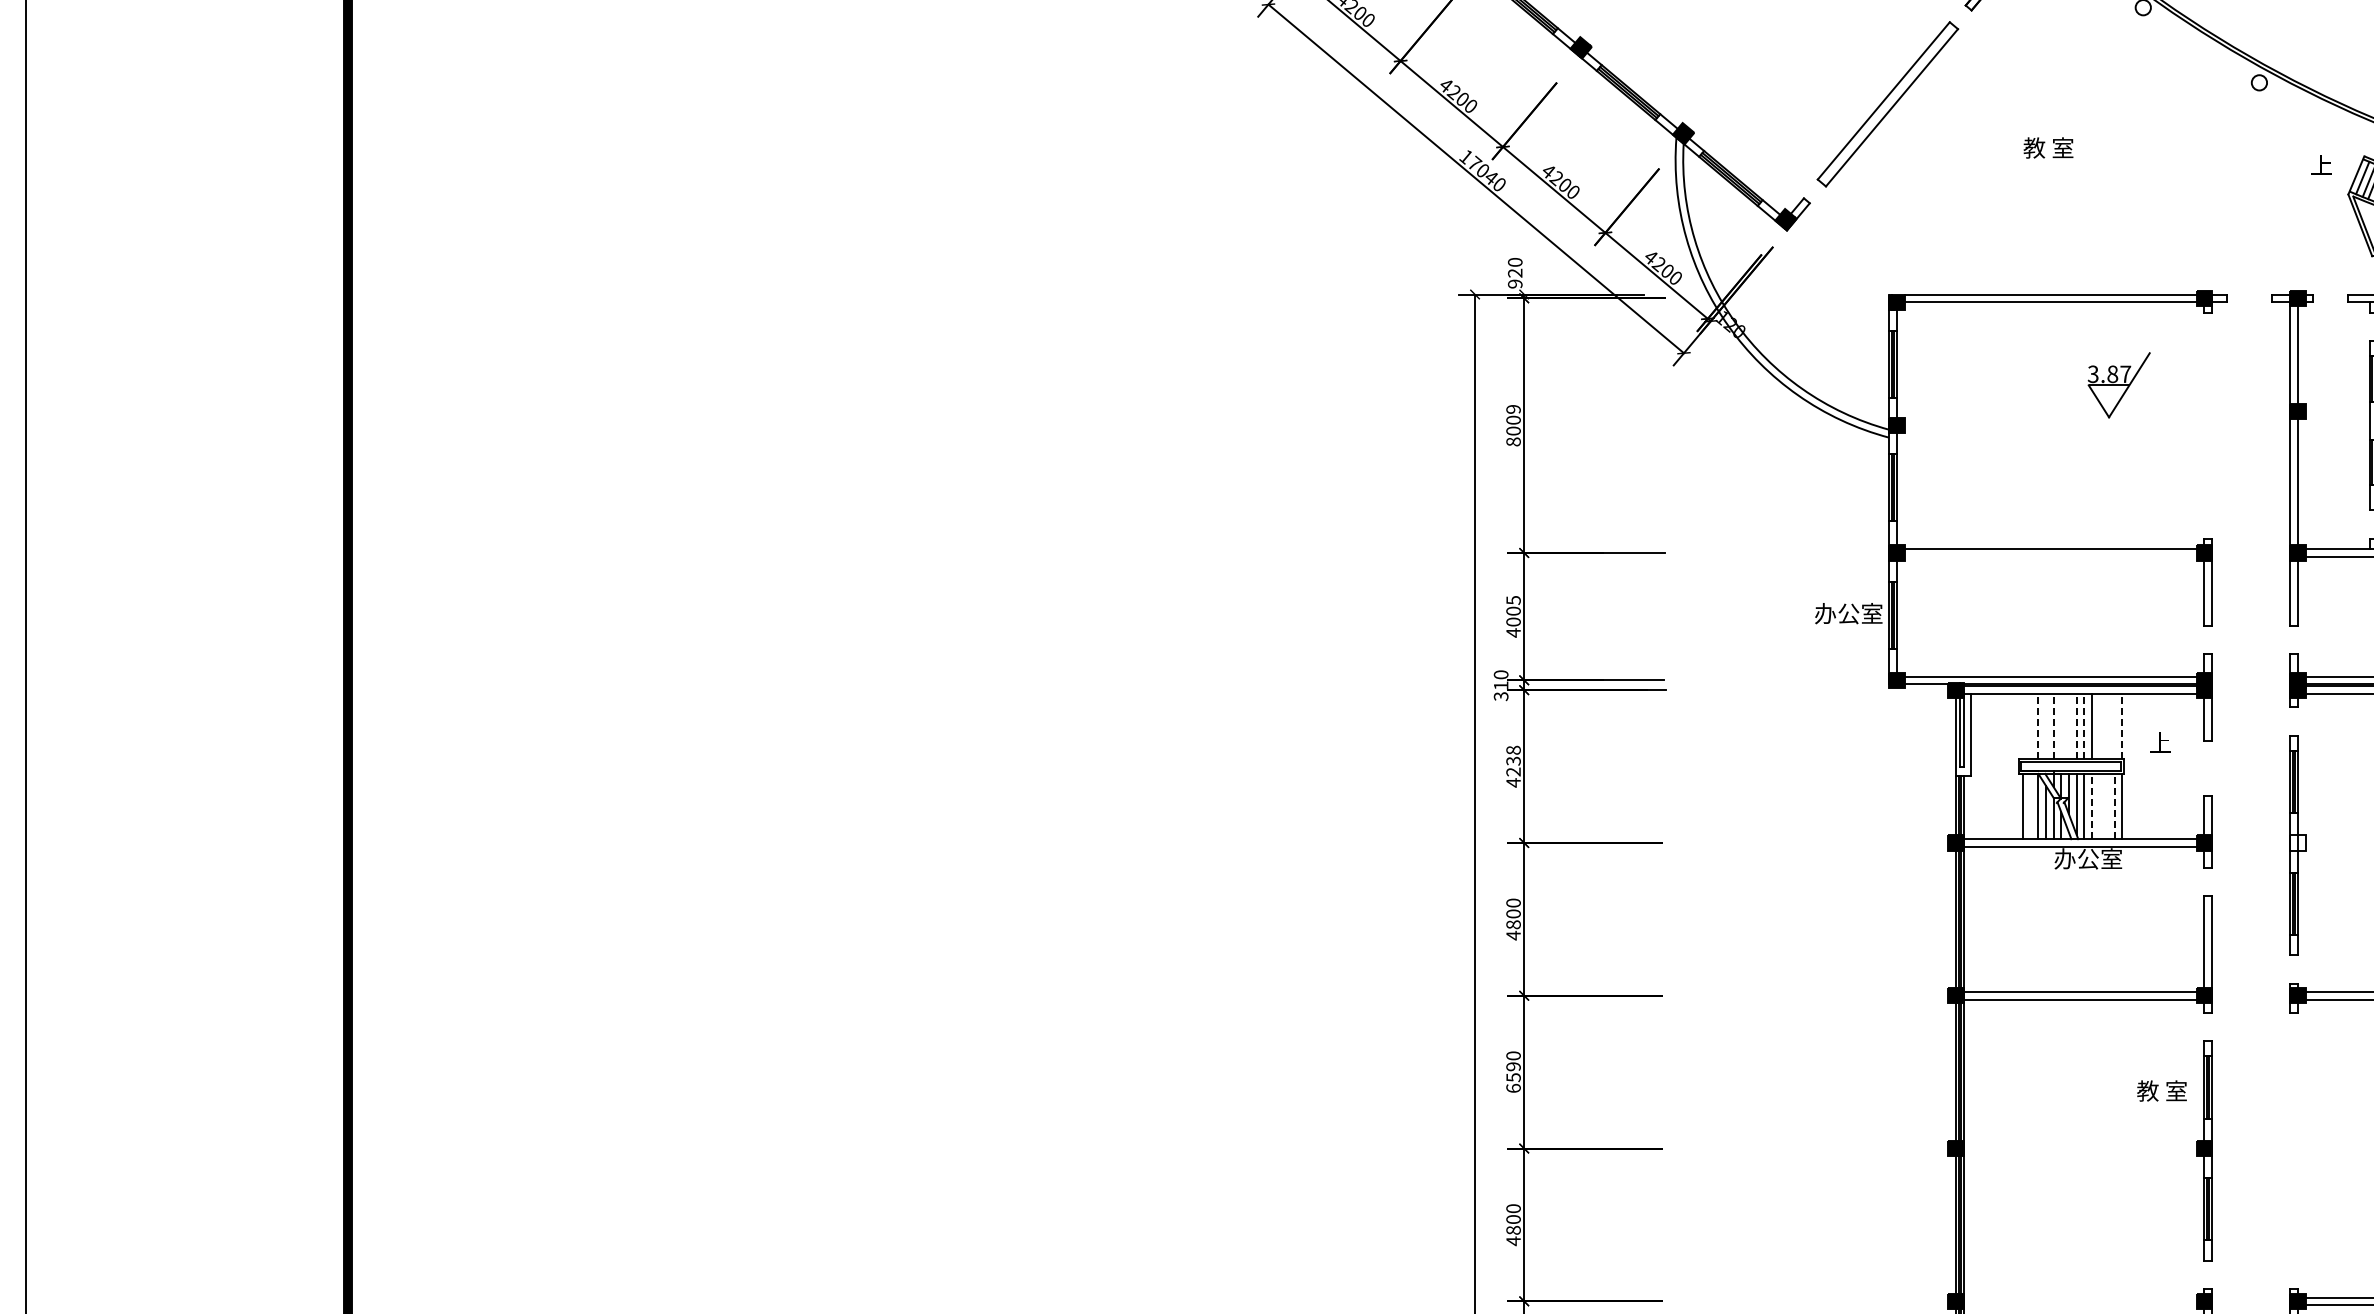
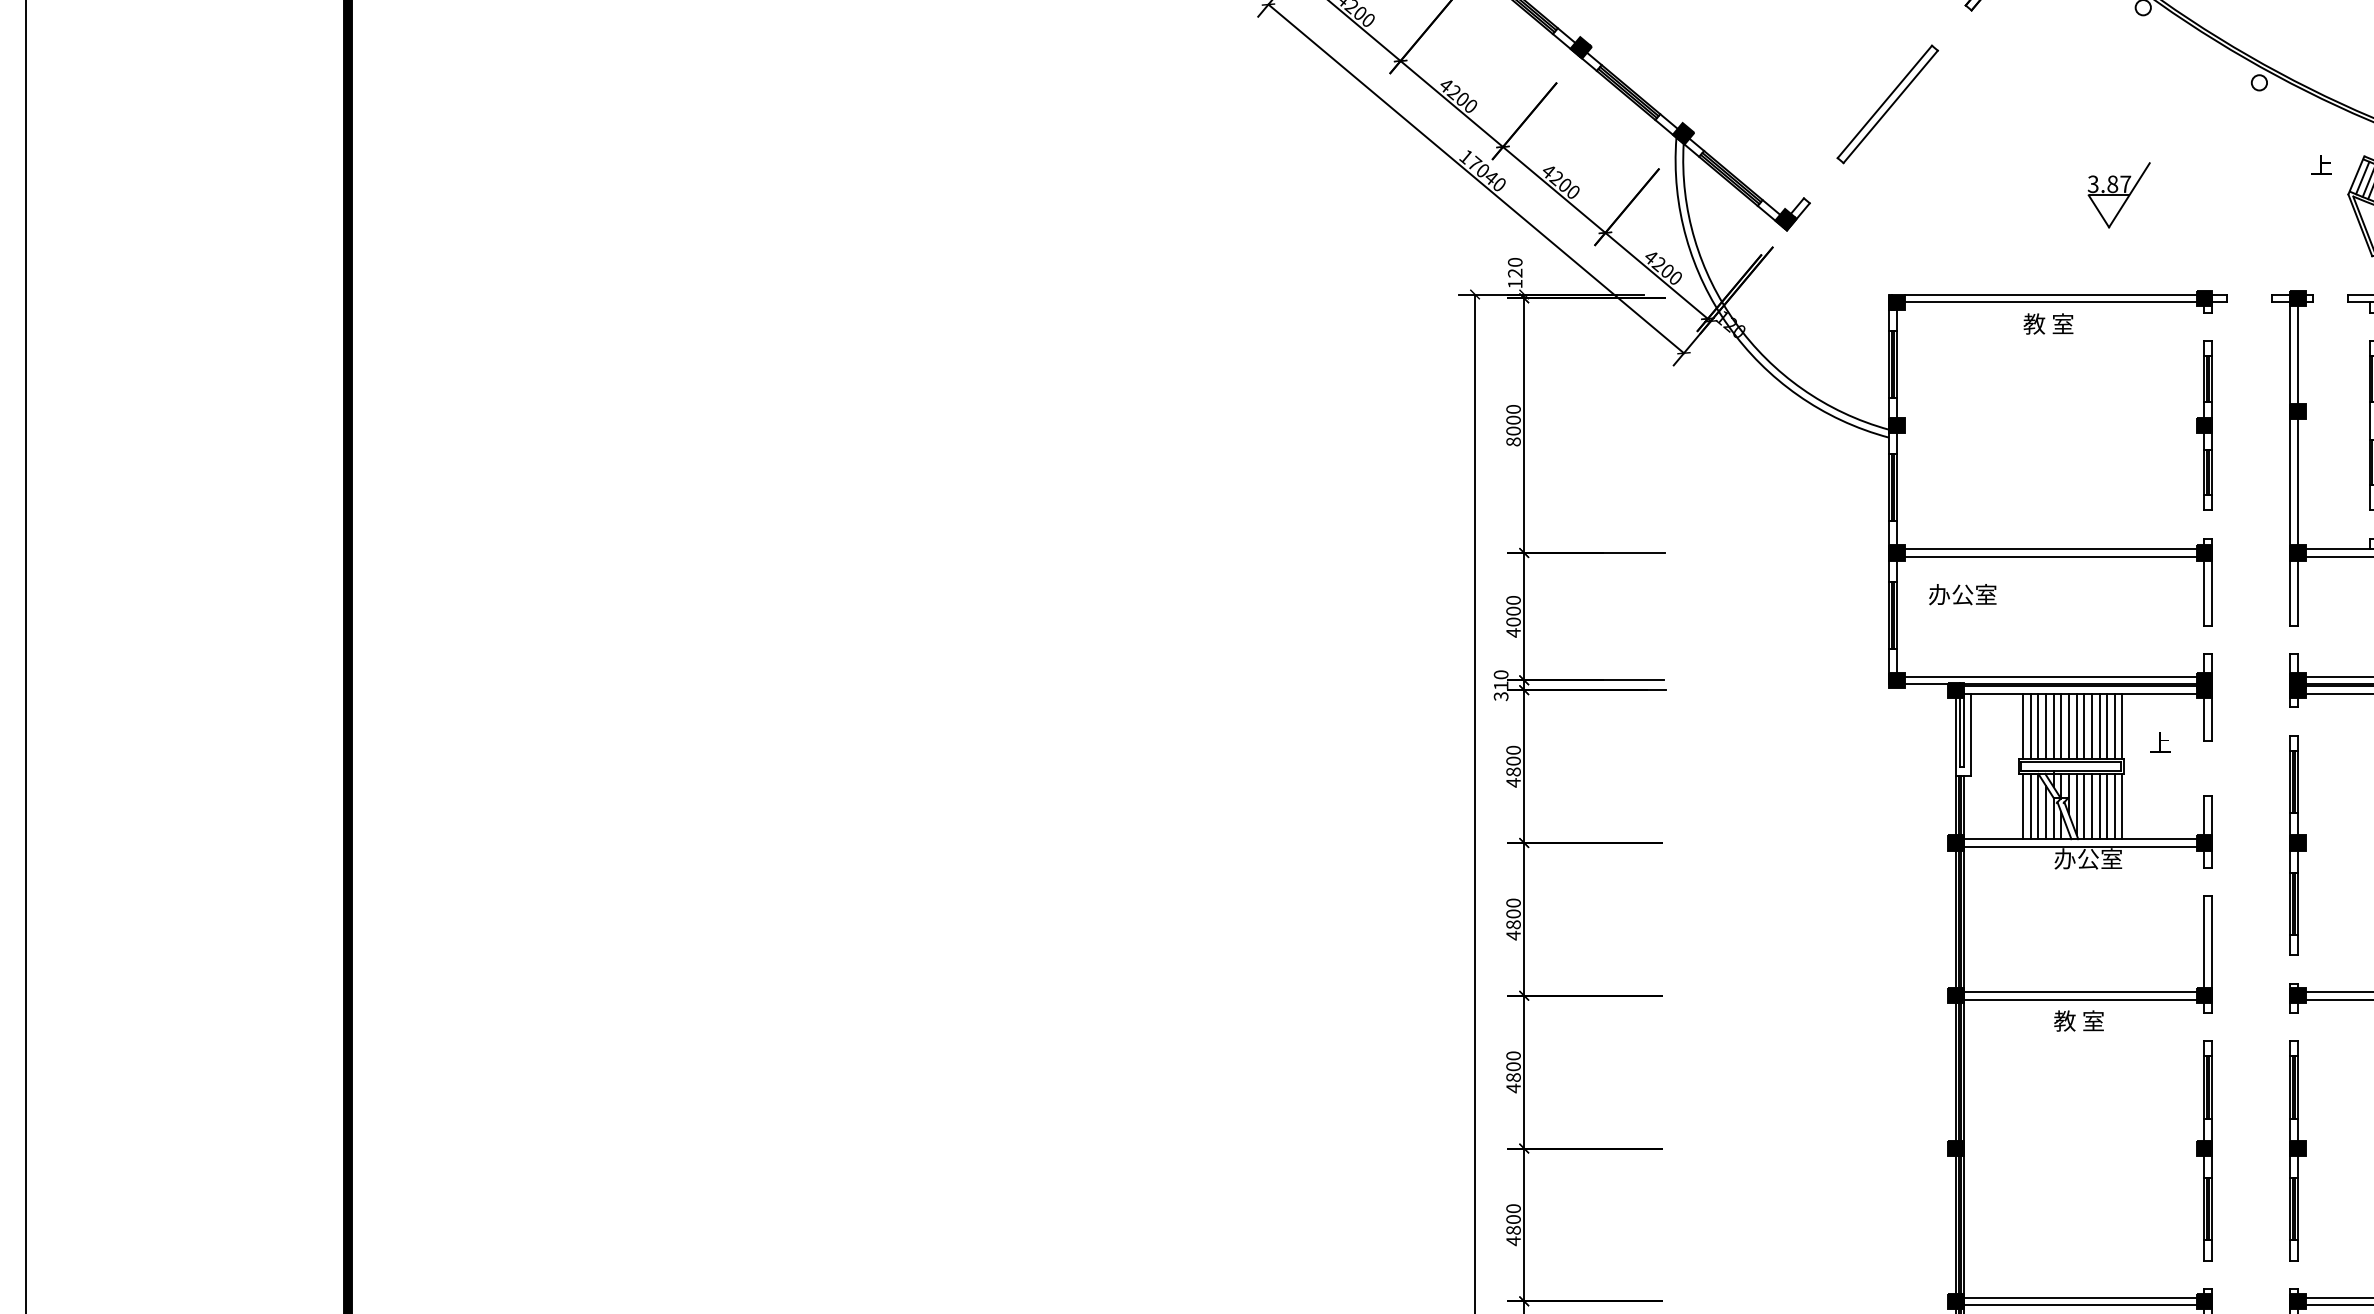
part size: 144x167 px -> 103x121 px (1887, 104)
text position: (2048, 147) -> (2048, 323) (2048, 323)
text: 920 -> 120 (1514, 283)
part position: (2118, 385) -> (2118, 195) (2118, 195)
text: 8009 -> 8000 (1513, 409)
part: none -> present (2204, 425)
line: none -> present (2058, 556)
text: 4005 -> 4000 (1513, 600)
text position: (1848, 613) -> (1962, 594) (1962, 594)
line: none -> present (2023, 726)
line: none -> present (2030, 726)
line: dashed -> solid (2038, 726)
line: none -> present (2046, 726)
line: dashed -> solid (2053, 726)
line: none -> present (2061, 726)
line: none -> present (2068, 726)
line: dashed -> solid (2076, 726)
line: dashed -> solid (2084, 726)
line: none -> present (2099, 726)
line: none -> present (2107, 726)
line: none -> present (2114, 726)
line: dashed -> solid (2122, 726)
text: 4238 -> 4800 (1513, 760)
line: none -> present (2030, 806)
line: dashed -> solid (2091, 806)
line: none -> present (2099, 806)
line: none -> present (2107, 806)
line: dashed -> solid (2114, 806)
fill: none -> present (2297, 842)
text: 6590 -> 4800 (1513, 1077)
text position: (2161, 1090) -> (2078, 1020) (2078, 1020)
part: none -> present (2297, 1150)
line: none -> present (2087, 1297)
line: none -> present (2084, 1305)
